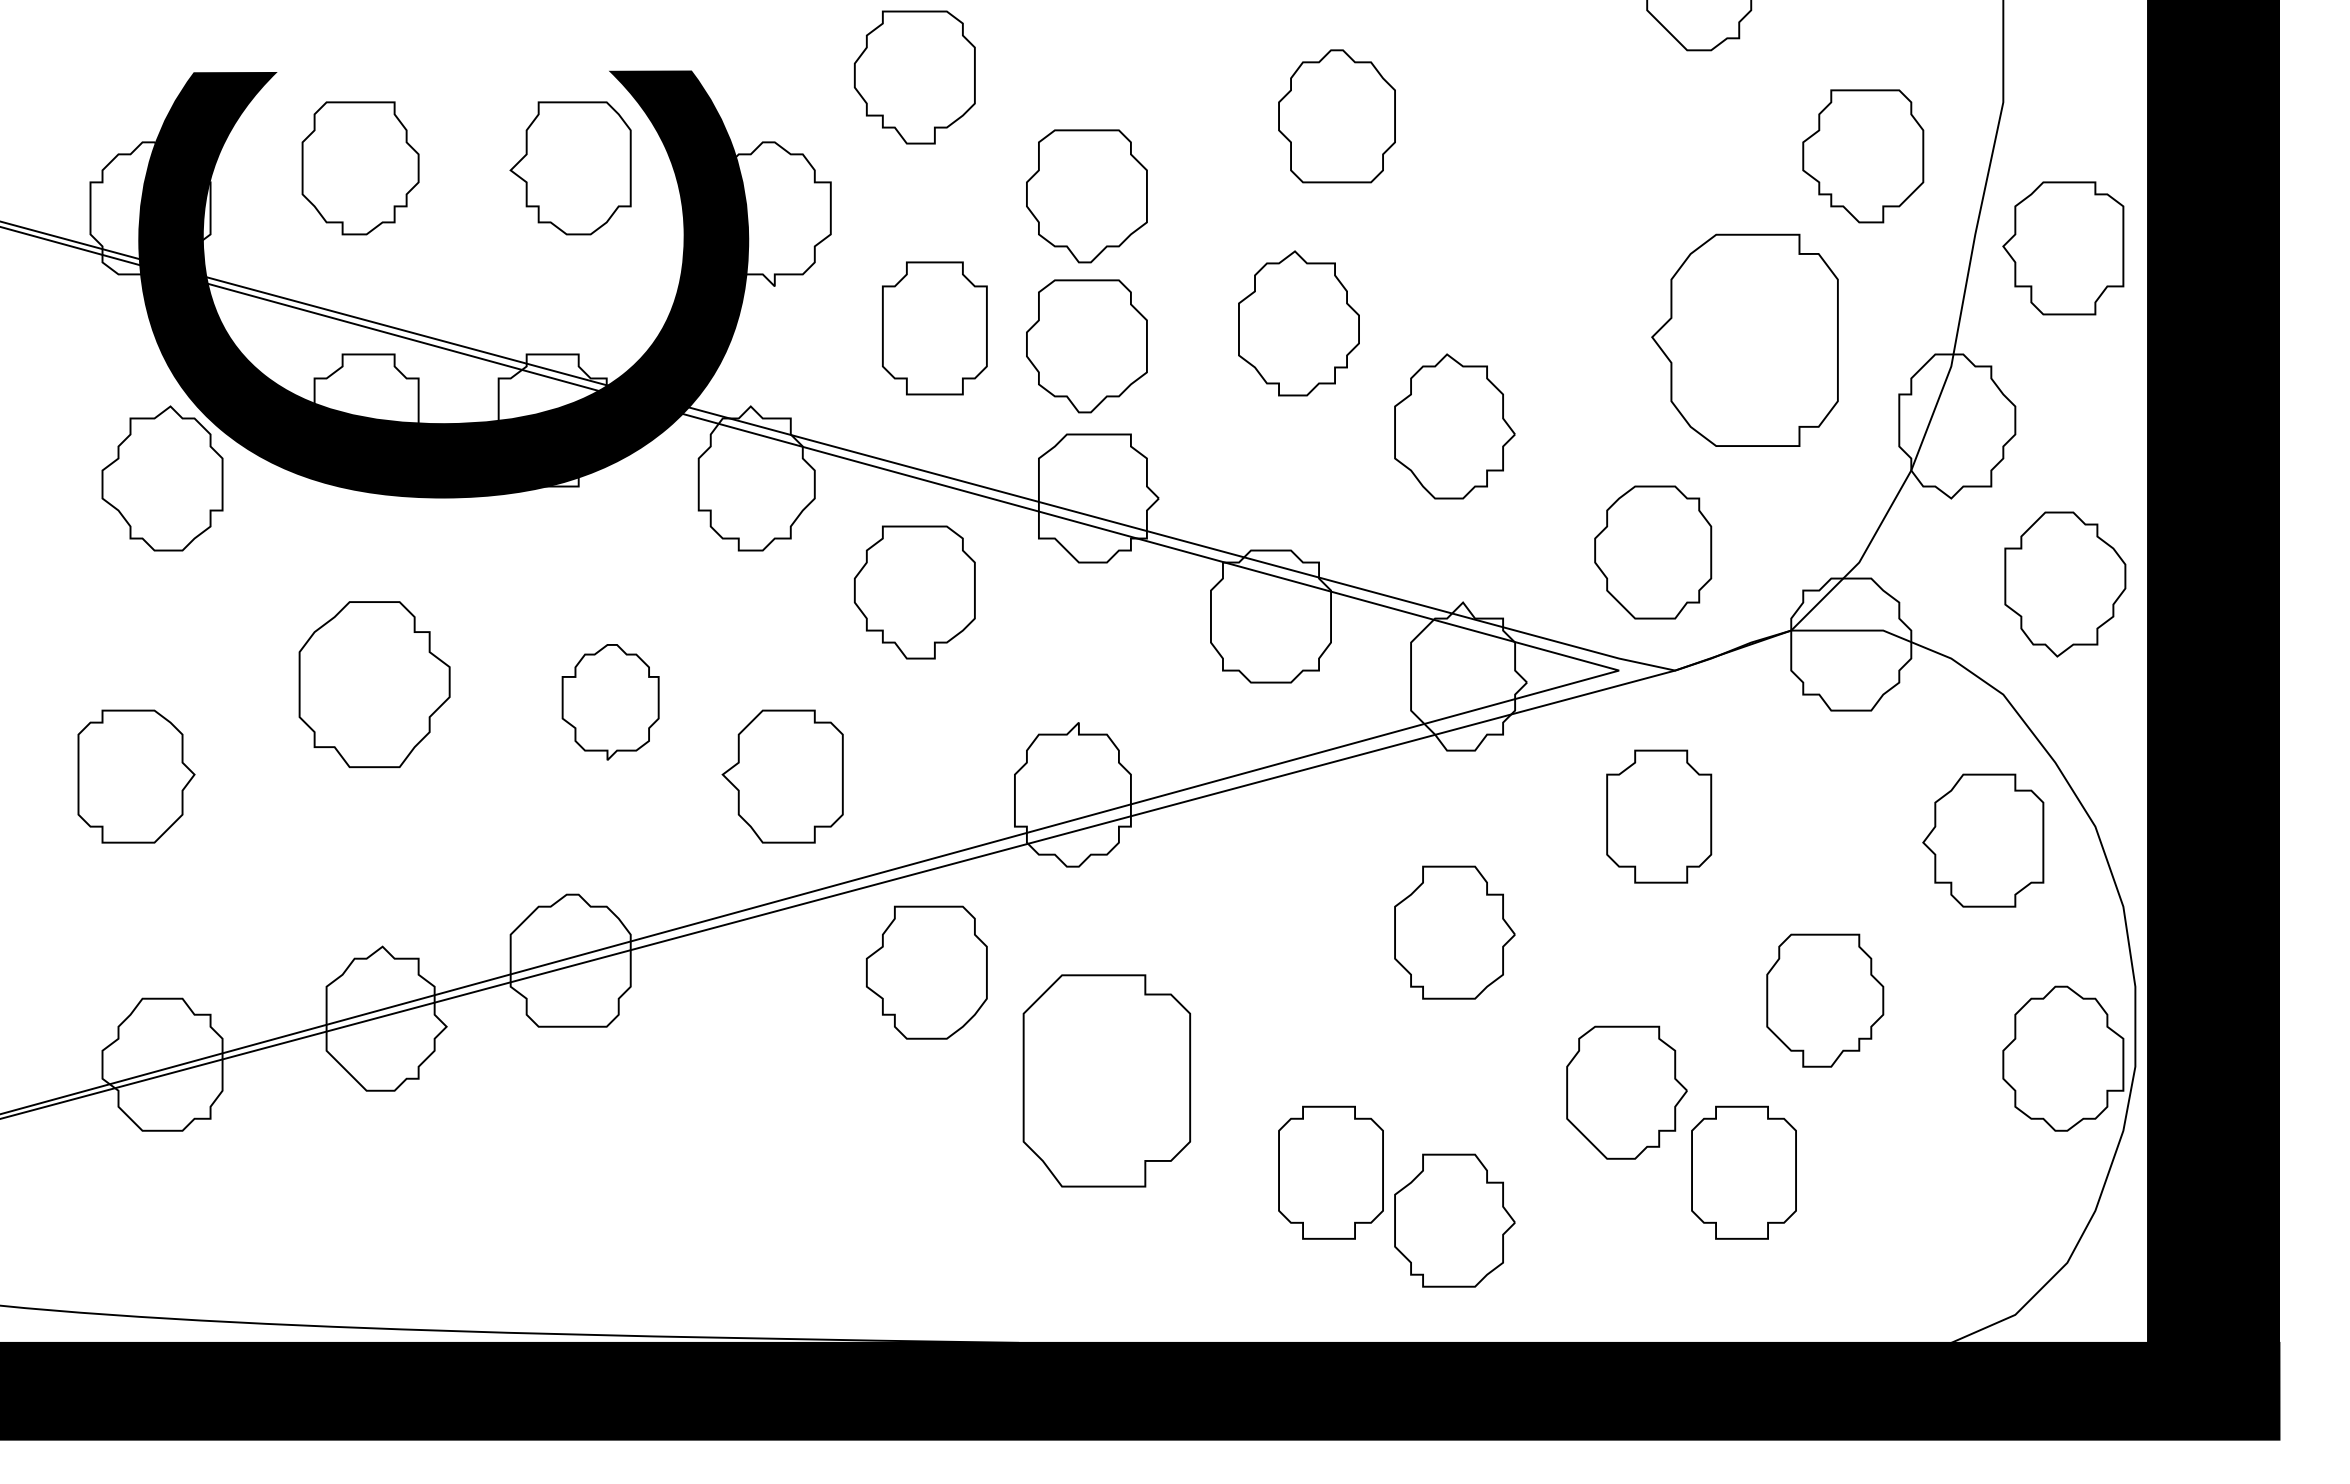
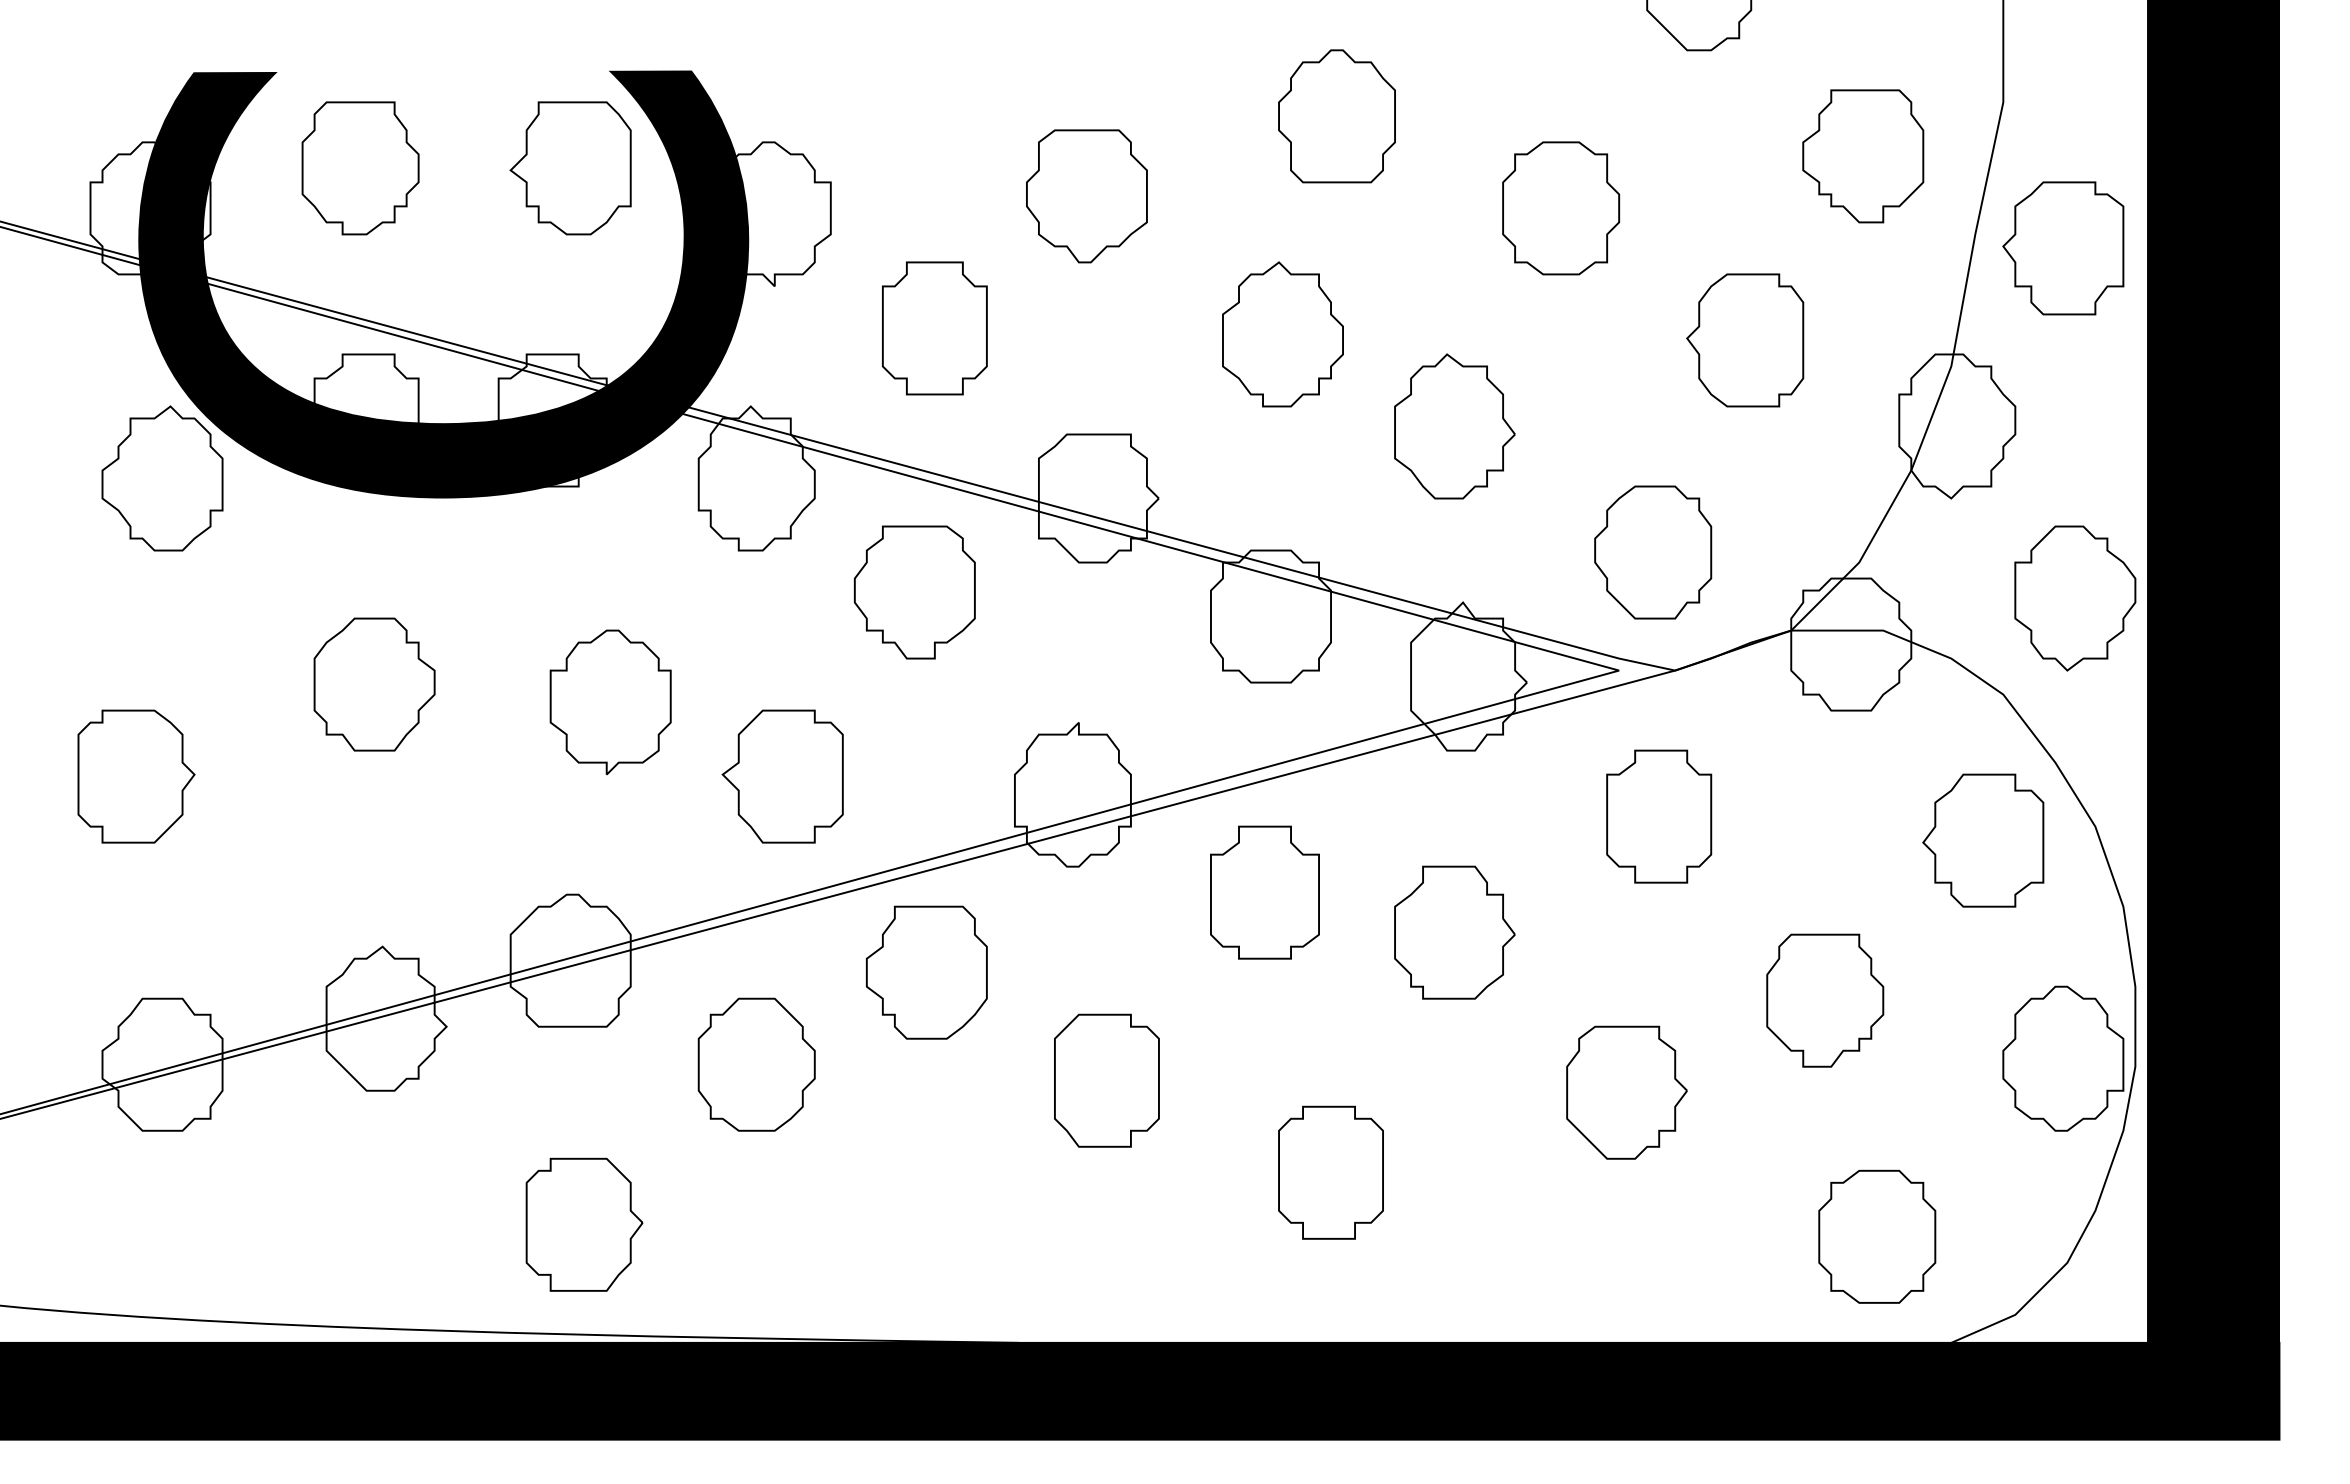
part: present -> none (914, 77)
part: none -> present (1561, 208)
part position: (1298, 323) -> (1282, 334) (1282, 334)
part size: 188x214 px -> 119x135 px (1745, 340)
part: present -> none (1086, 346)
part position: (2065, 584) -> (2075, 598) (2075, 598)
part size: 153x168 px -> 123x135 px (374, 684)
part size: 99x117 px -> 123x147 px (610, 702)
part: none -> present (1264, 892)
part: none -> present (756, 1064)
part size: 170x214 px -> 106x135 px (1106, 1080)
part: present -> none (1743, 1172)
part: present -> none (1454, 1220)
part: none -> present (584, 1224)
part: none -> present (1877, 1236)
